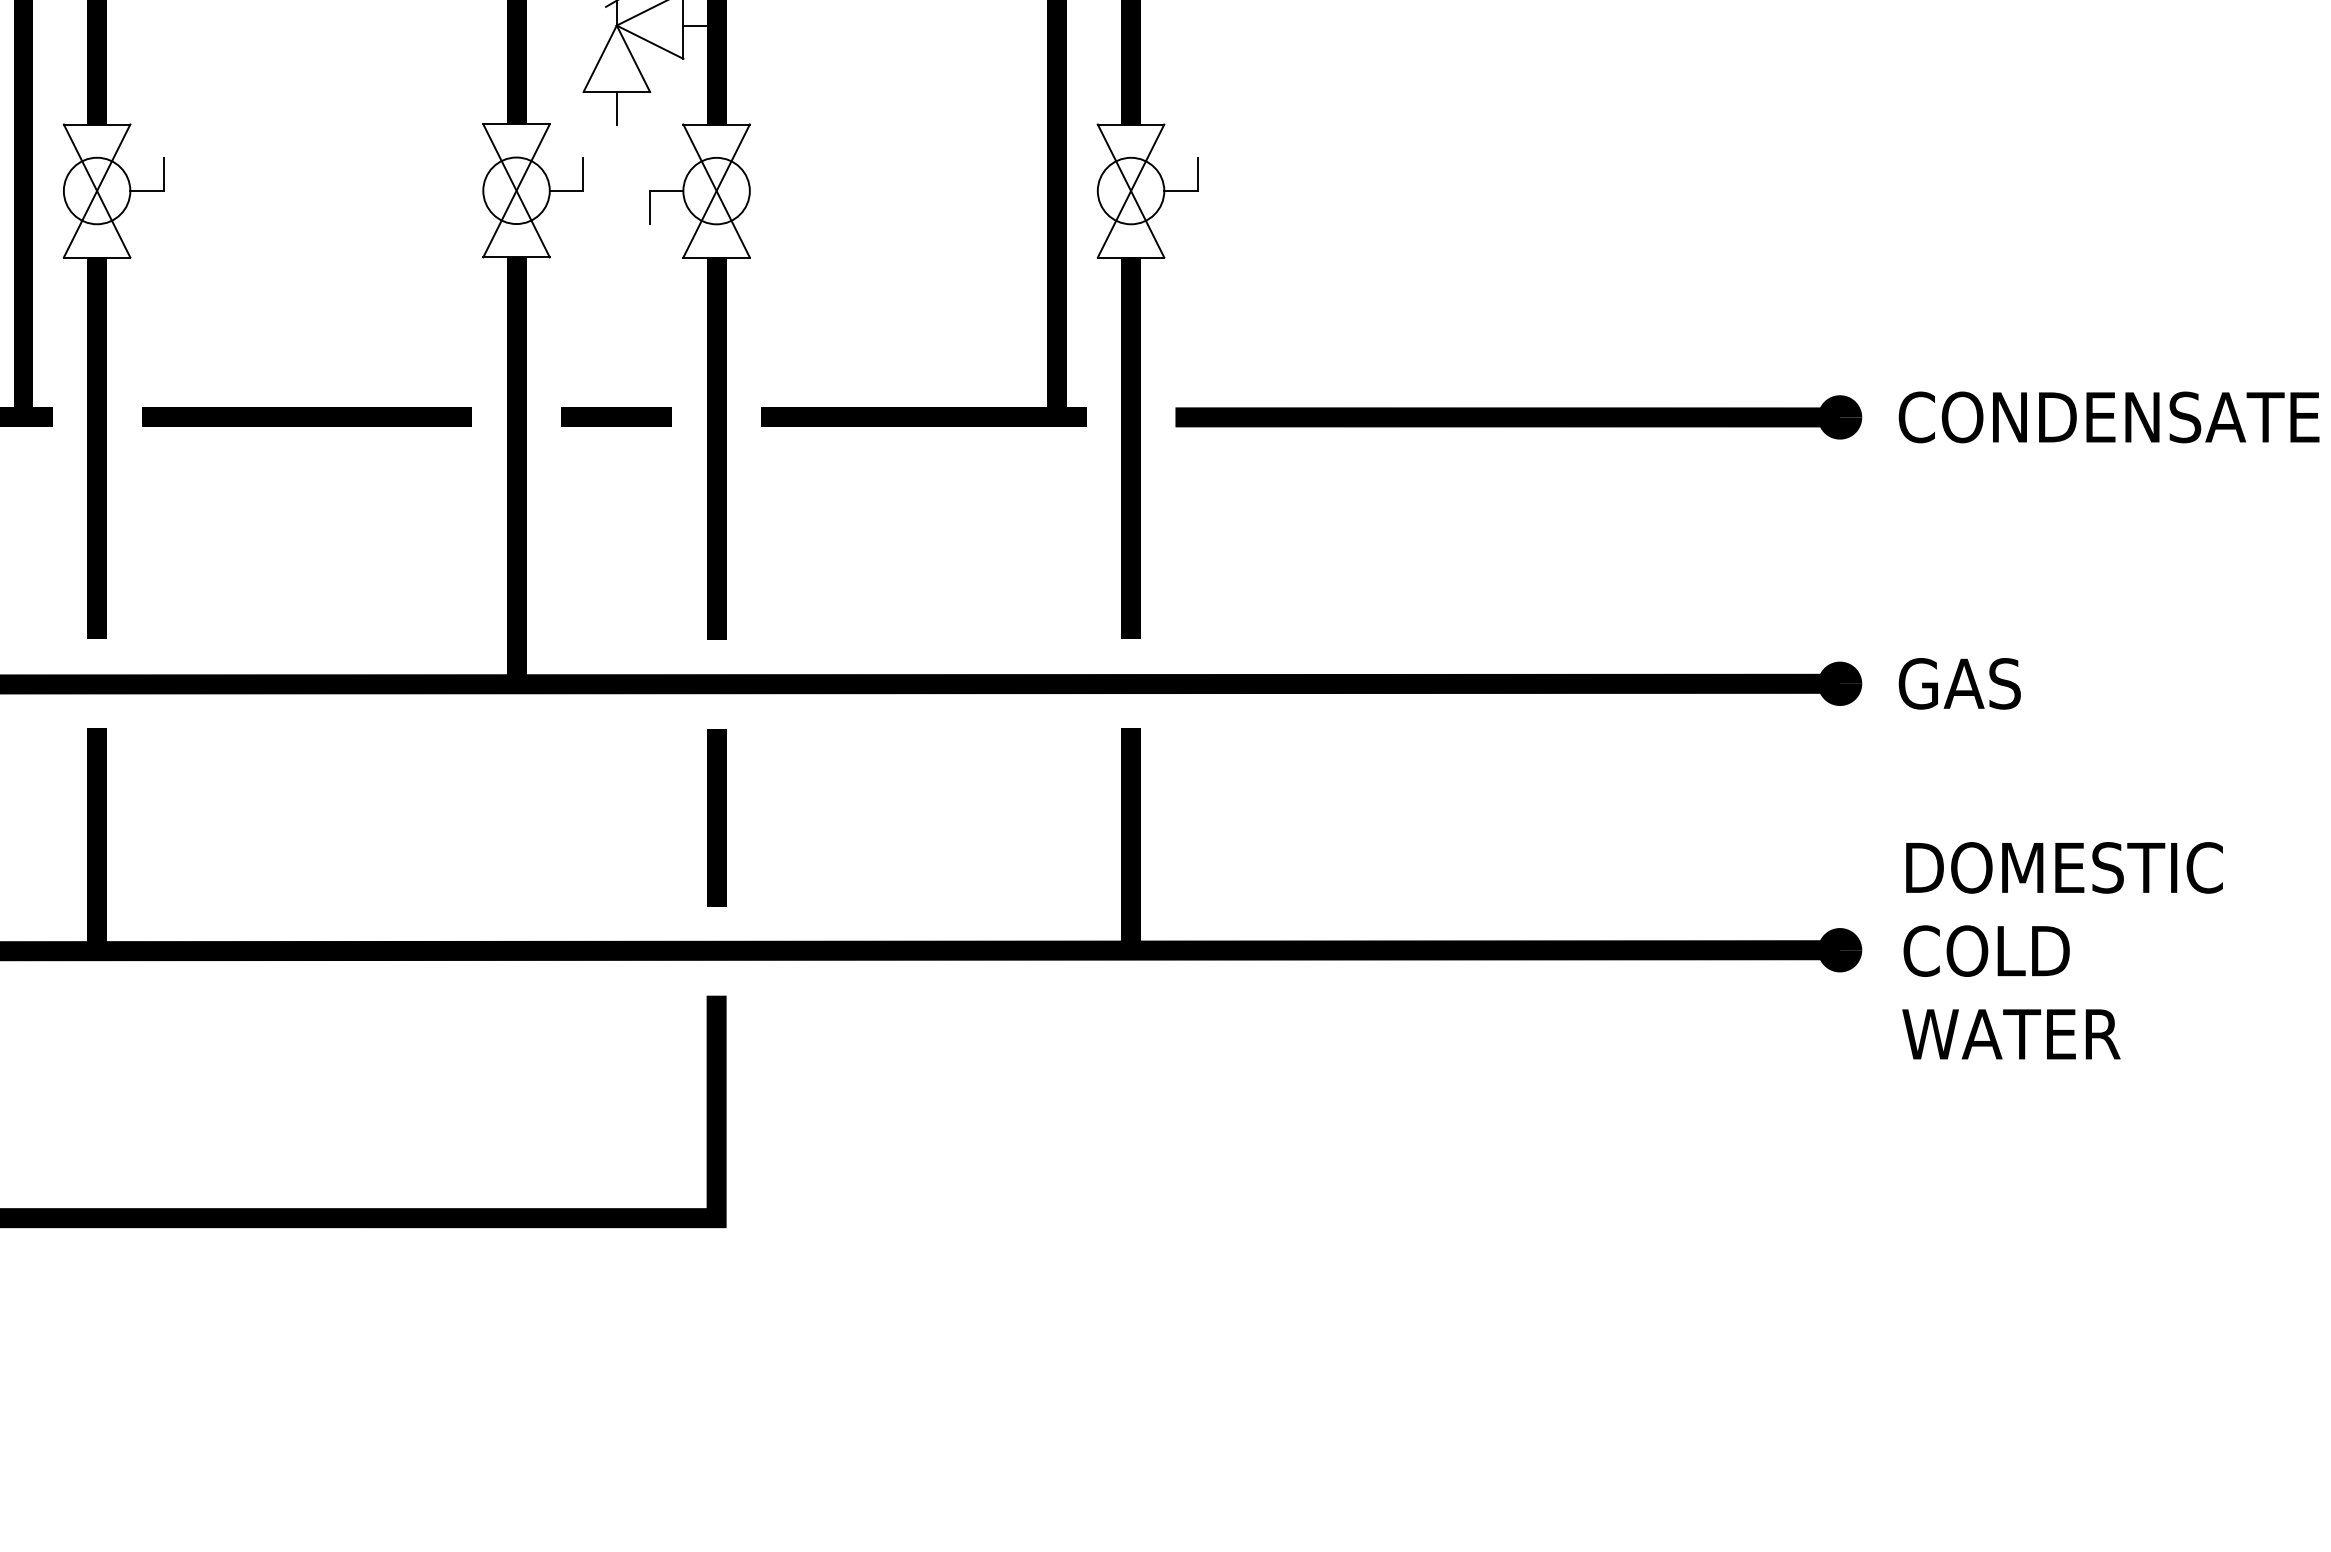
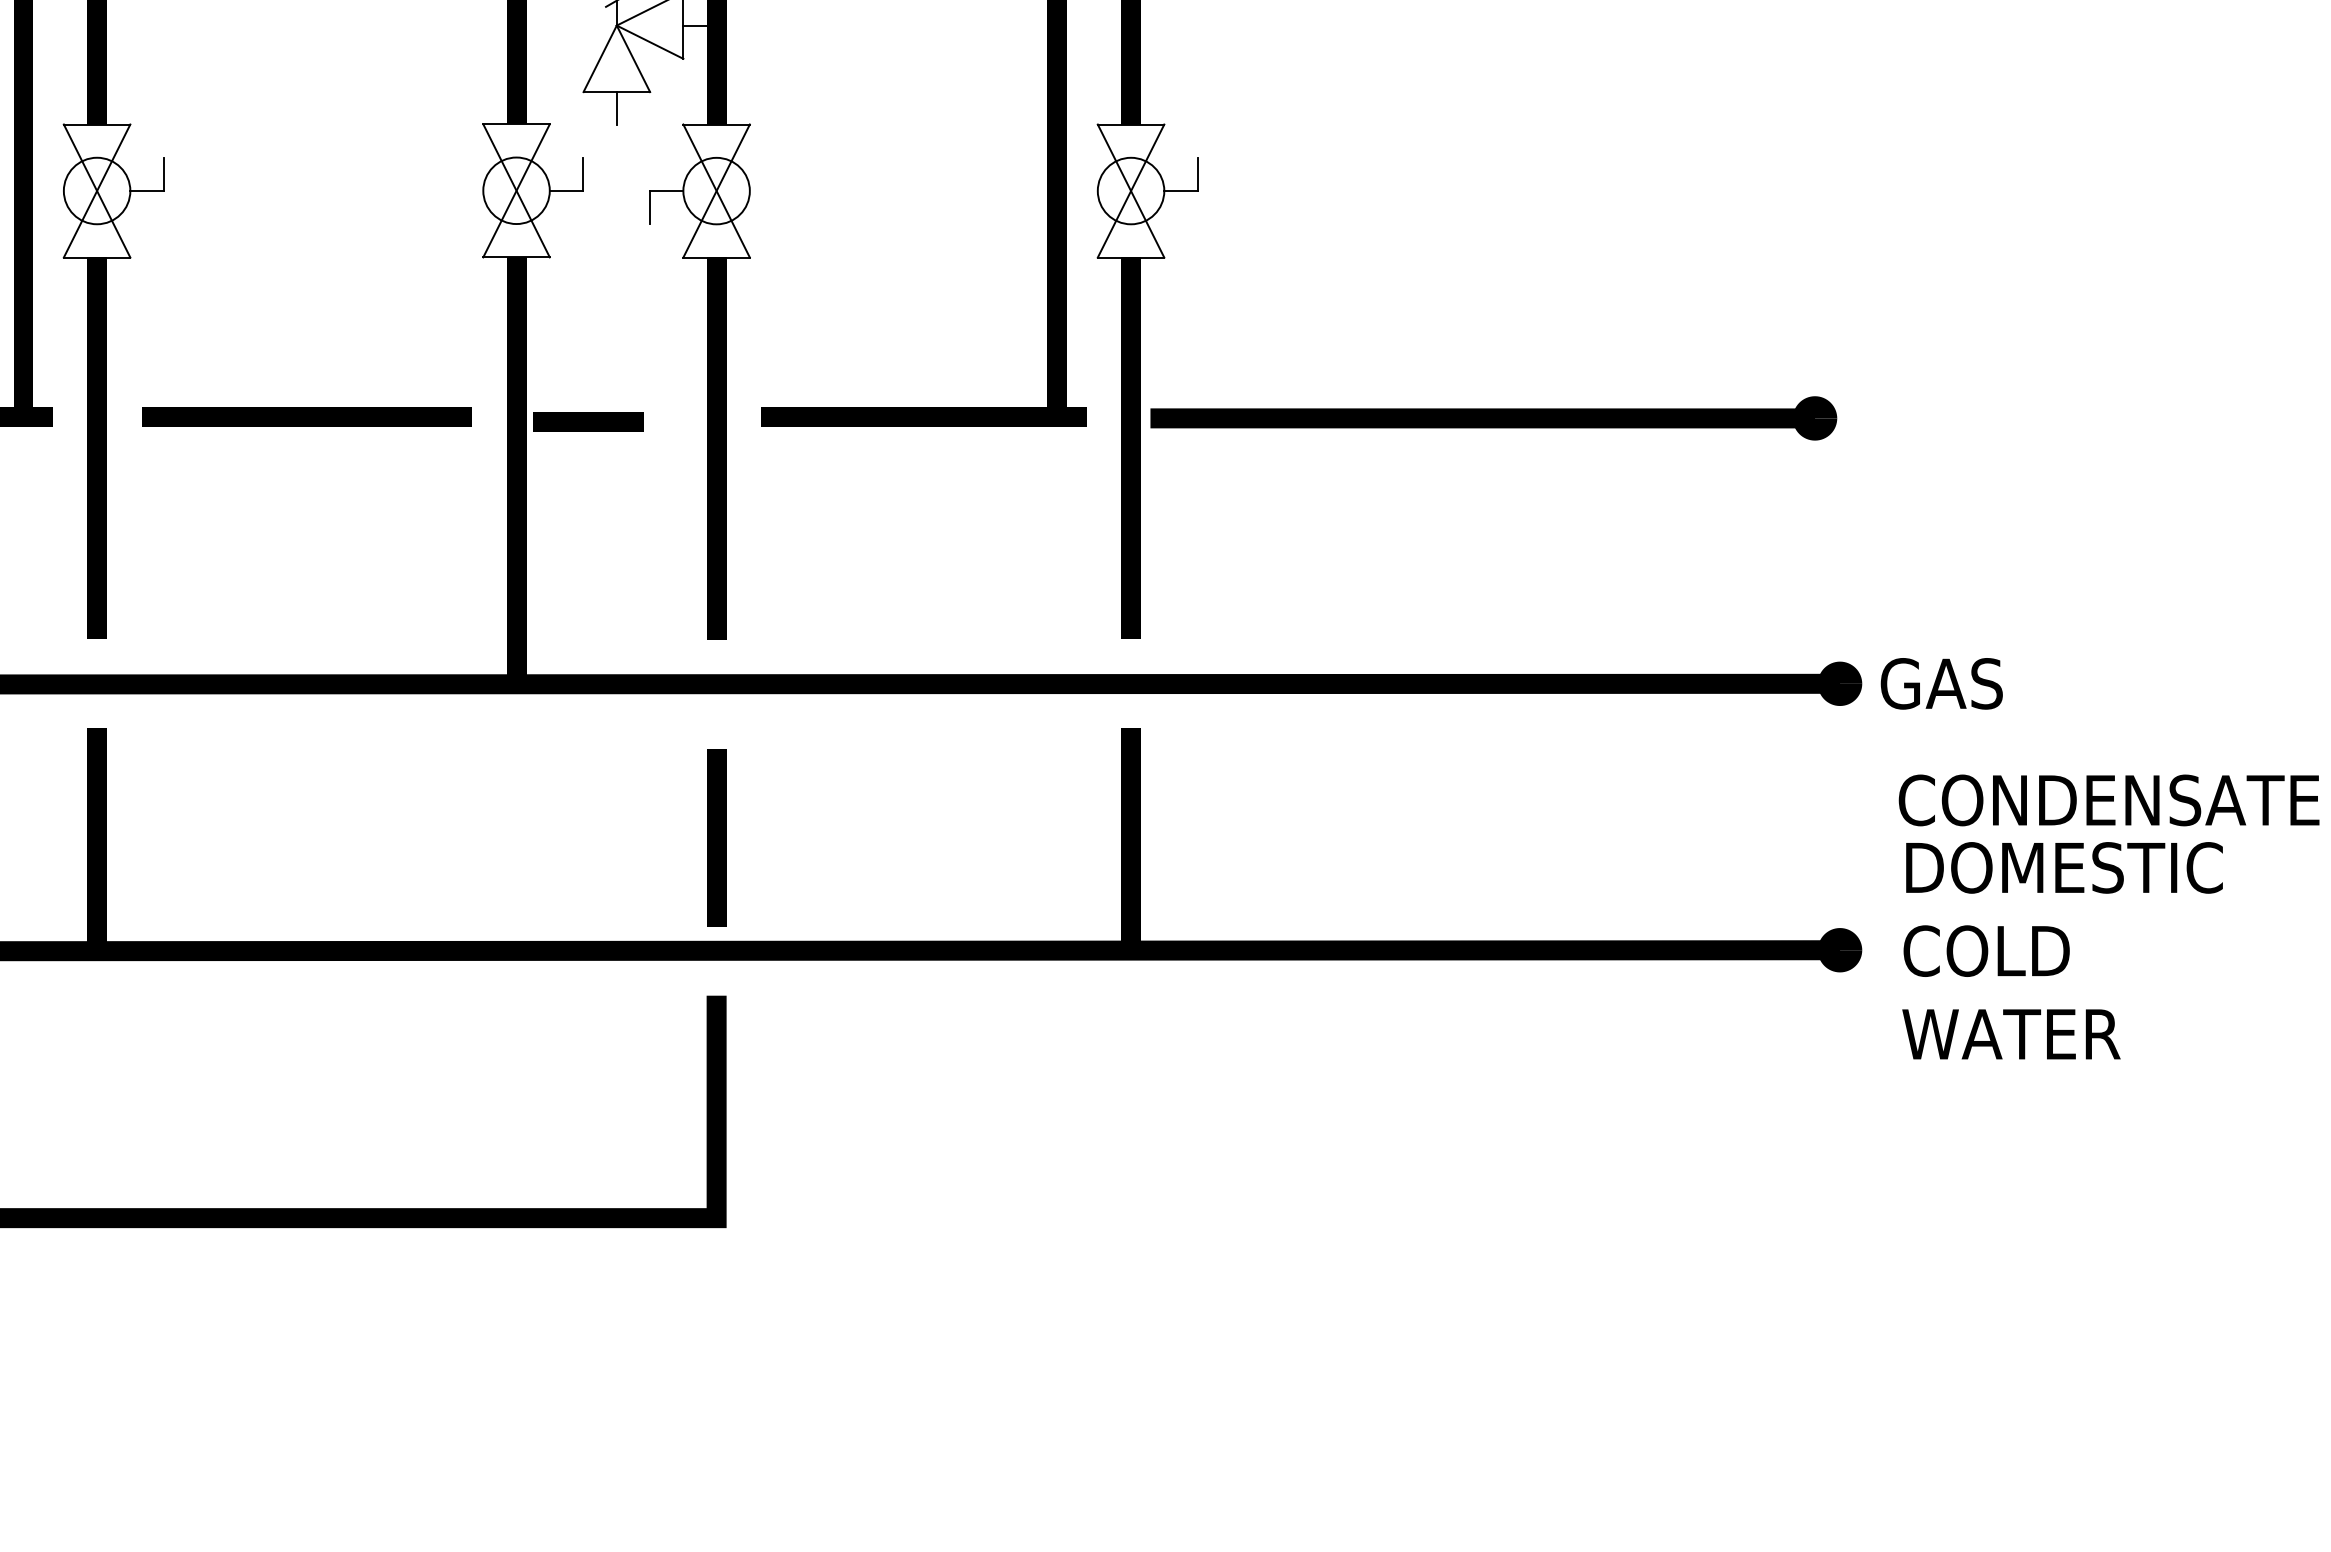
line position: (616, 416) -> (588, 421) (588, 421)
part position: (1518, 417) -> (1493, 418) (1493, 418)
text position: (2108, 417) -> (2108, 800) (2108, 800)
text position: (1959, 683) -> (1941, 683) (1941, 683)
line position: (716, 817) -> (716, 837) (716, 837)
